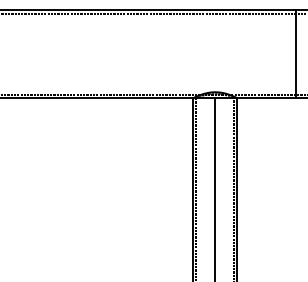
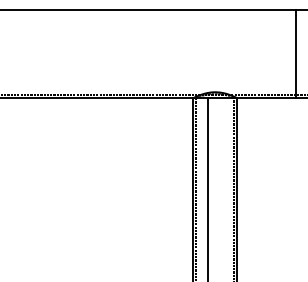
line: present -> none (153, 13)
line position: (215, 188) -> (208, 188) (208, 188)
